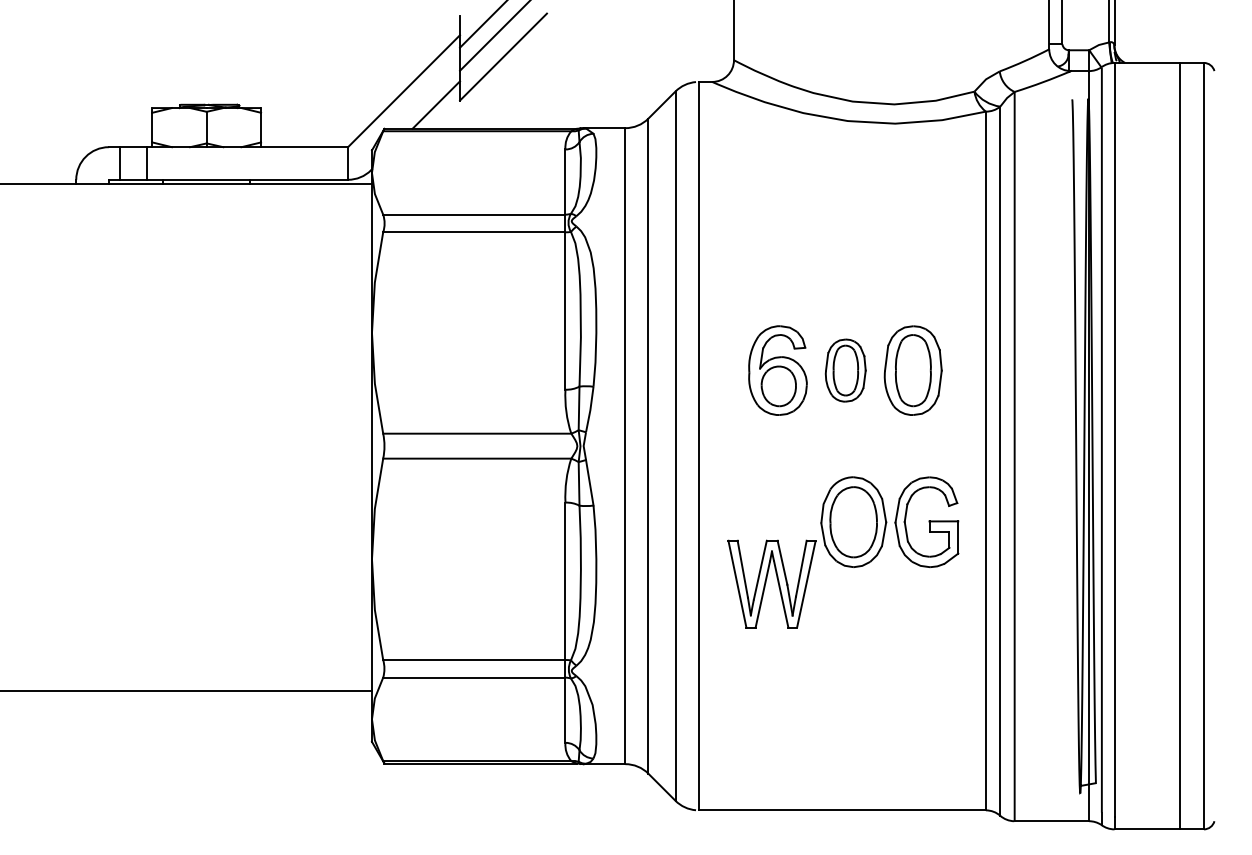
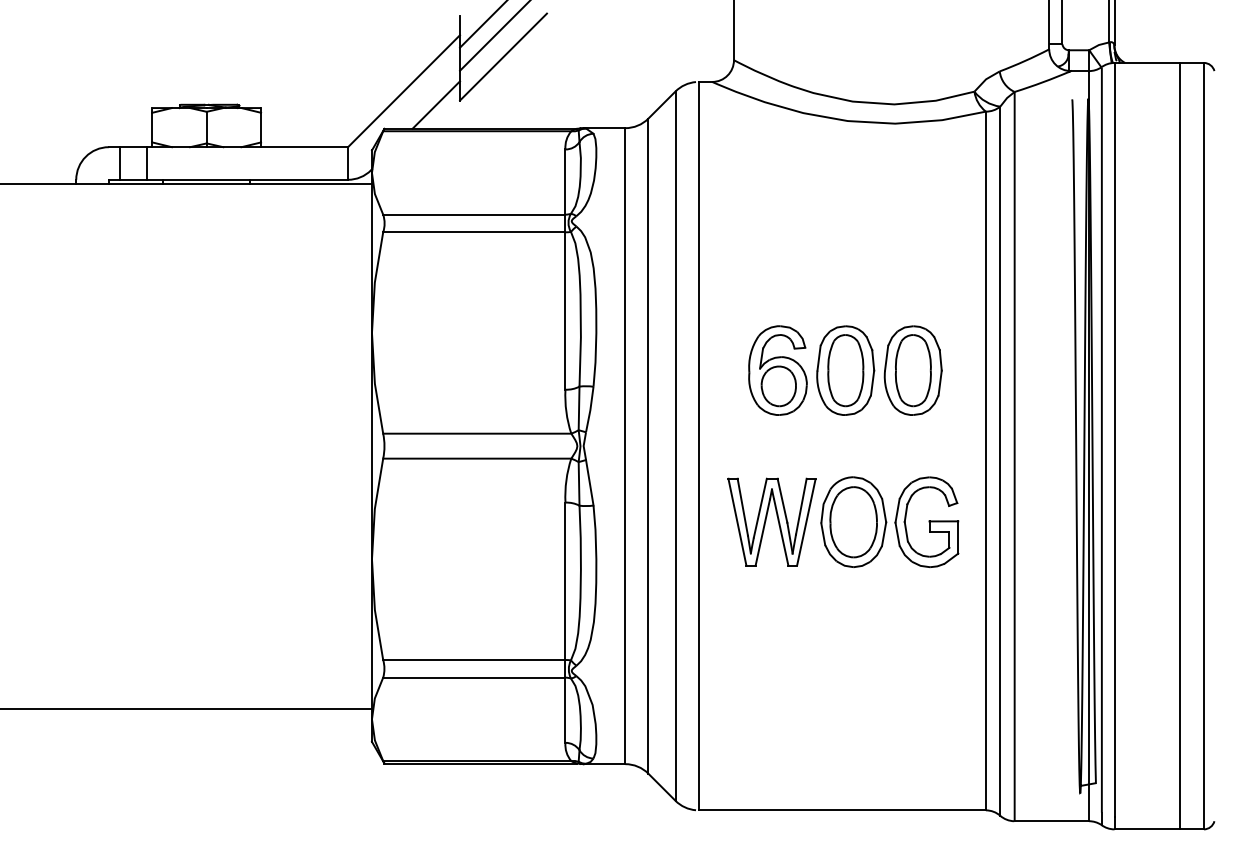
part size: 43x65 px -> 60x91 px (845, 370)
part position: (771, 583) -> (771, 521) (771, 521)
line position: (186, 690) -> (186, 708) (186, 708)
